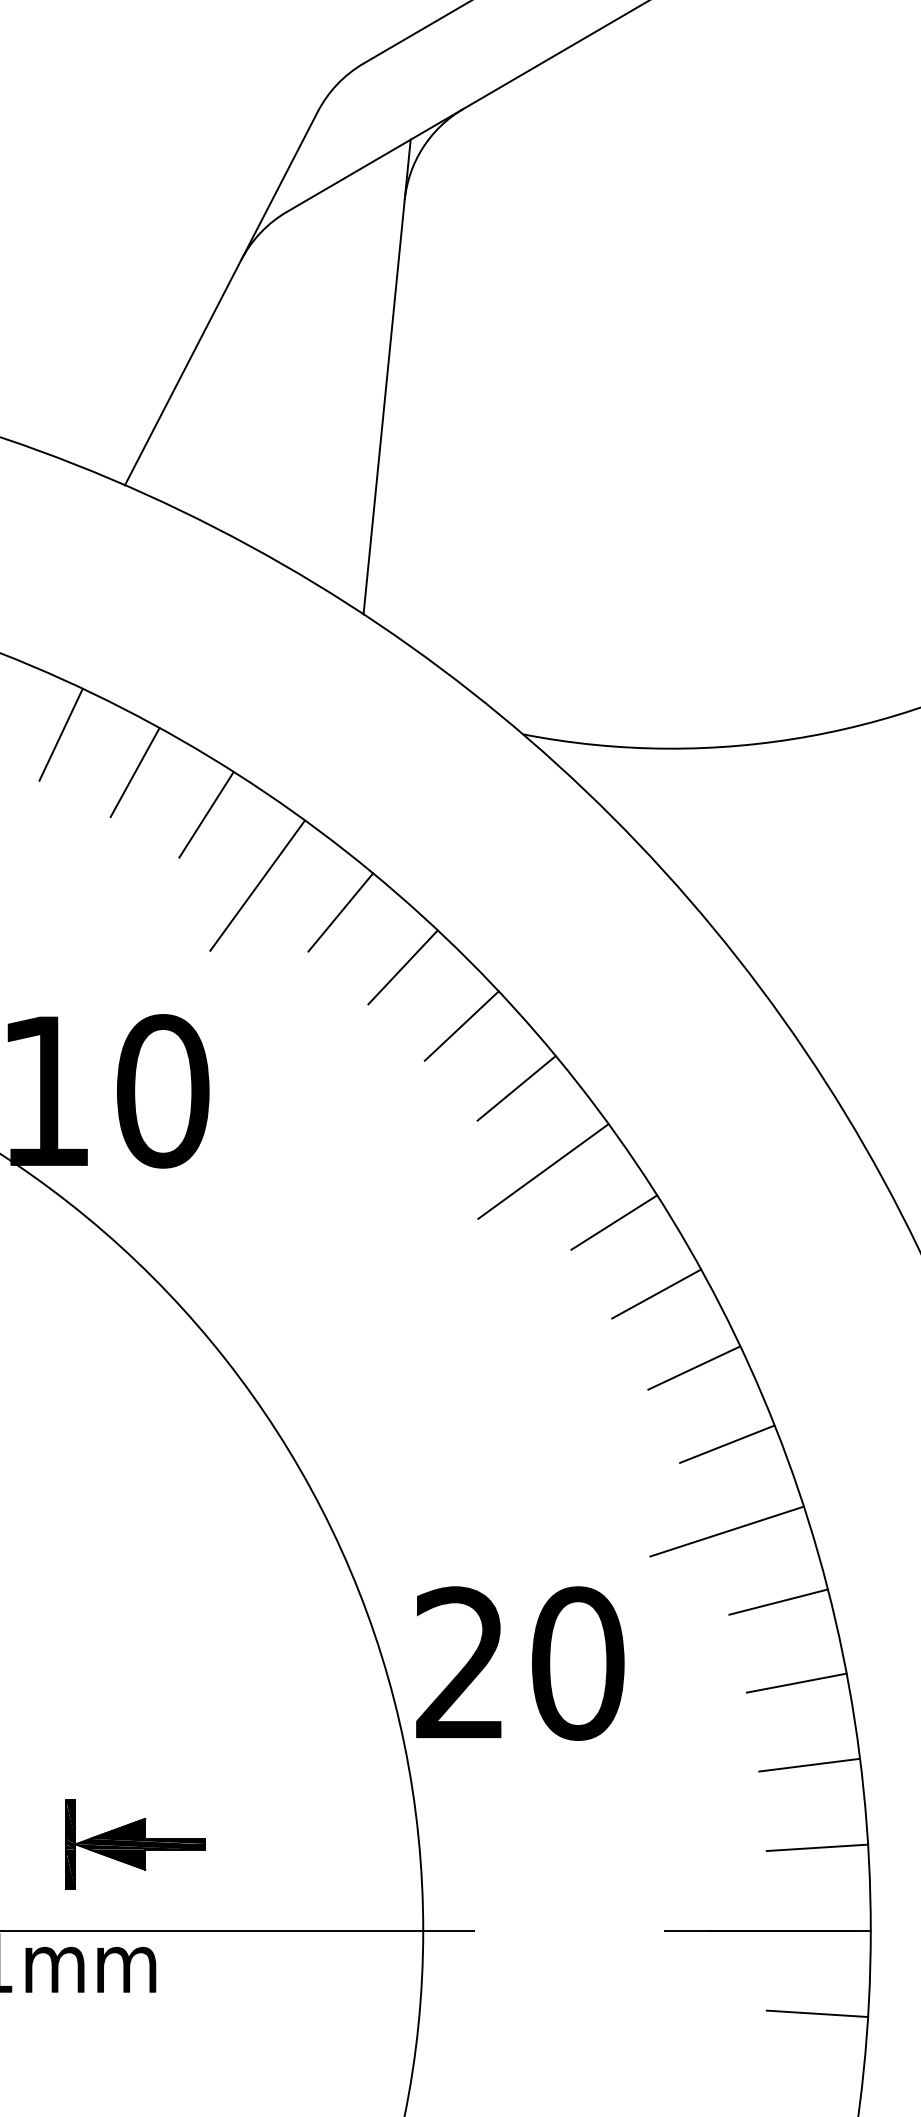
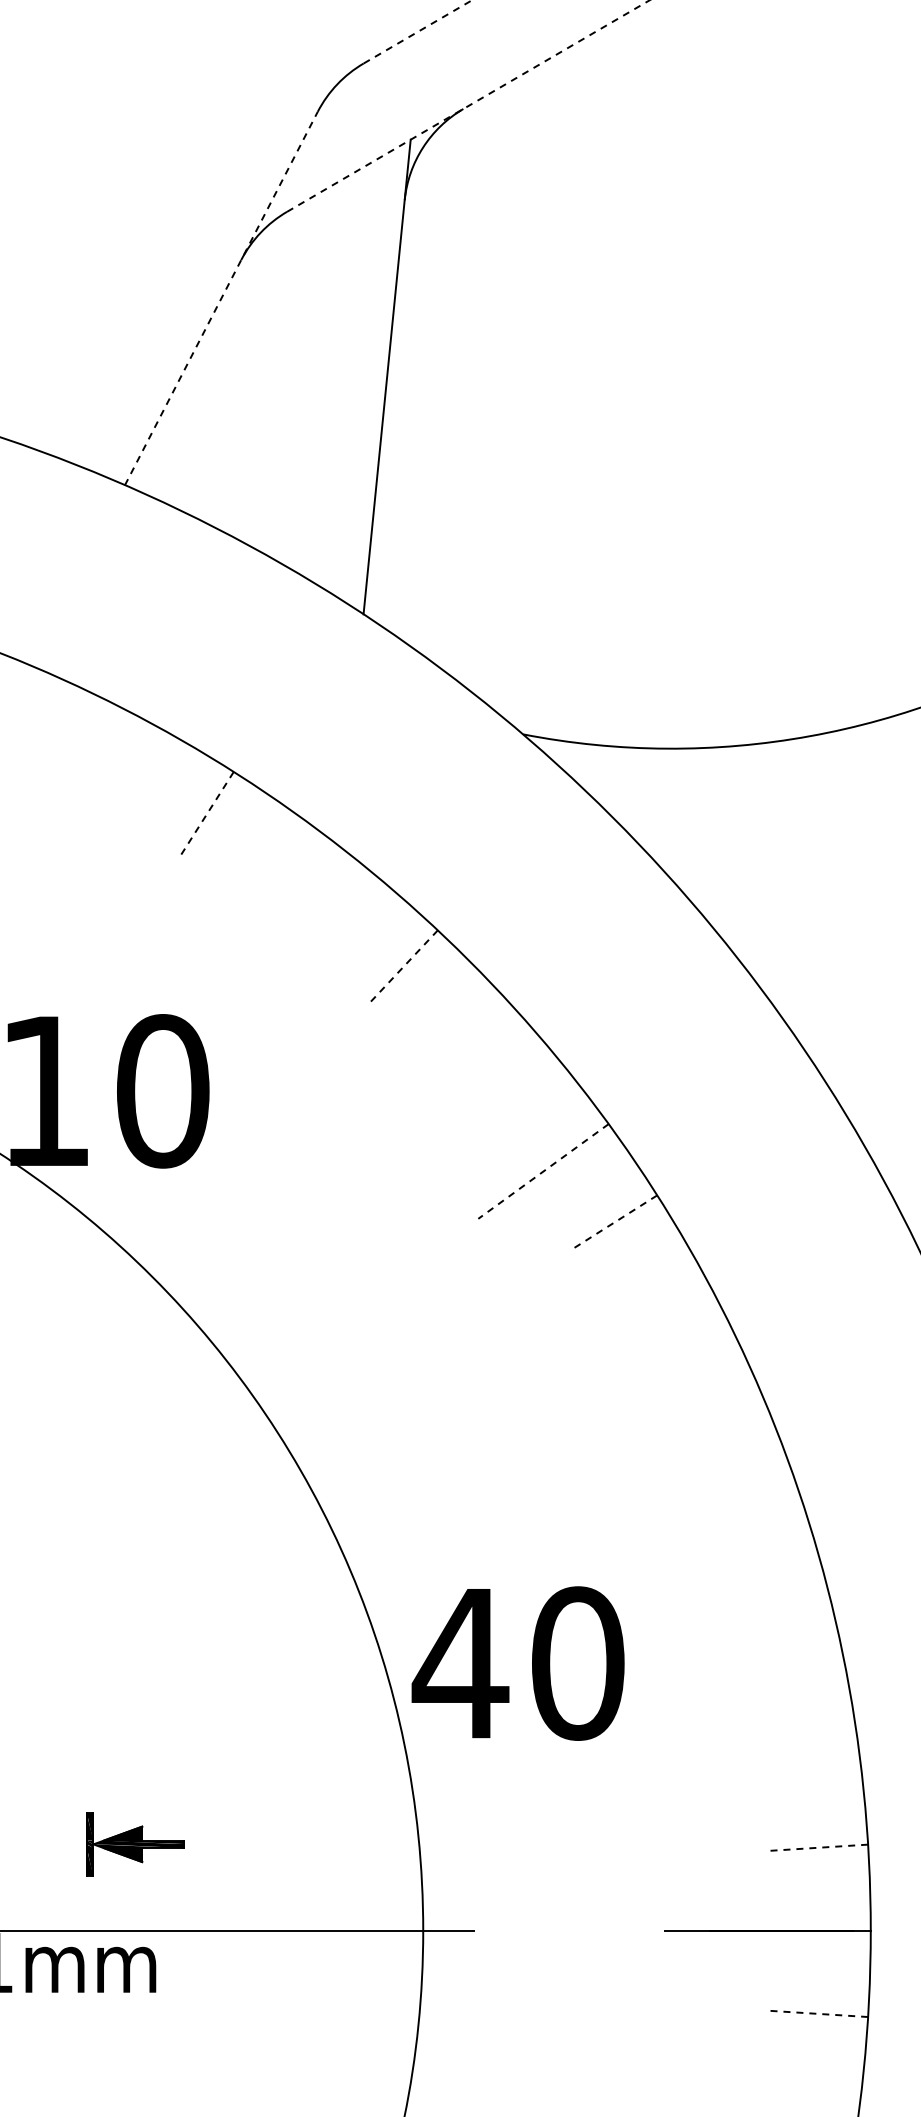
line: solid -> dashed (418, 31)
line: solid -> dashed (468, 106)
line: solid -> dashed (221, 298)
line: present -> none (60, 734)
line: present -> none (134, 772)
line: solid -> dashed (206, 814)
line: present -> none (257, 885)
line: present -> none (340, 912)
line: solid -> dashed (403, 967)
line: present -> none (461, 1025)
line: present -> none (516, 1088)
line: solid -> dashed (543, 1171)
line: solid -> dashed (614, 1222)
line: present -> none (656, 1293)
line: present -> none (694, 1367)
line: present -> none (727, 1443)
line: present -> none (726, 1531)
line: present -> none (778, 1601)
text: 20 -> 40 (460, 1662)
line: present -> none (796, 1682)
line: present -> none (809, 1764)
part size: 141x91 px -> 99x65 px (135, 1844)
line: solid -> dashed (817, 1847)
line: solid -> dashed (817, 2013)
